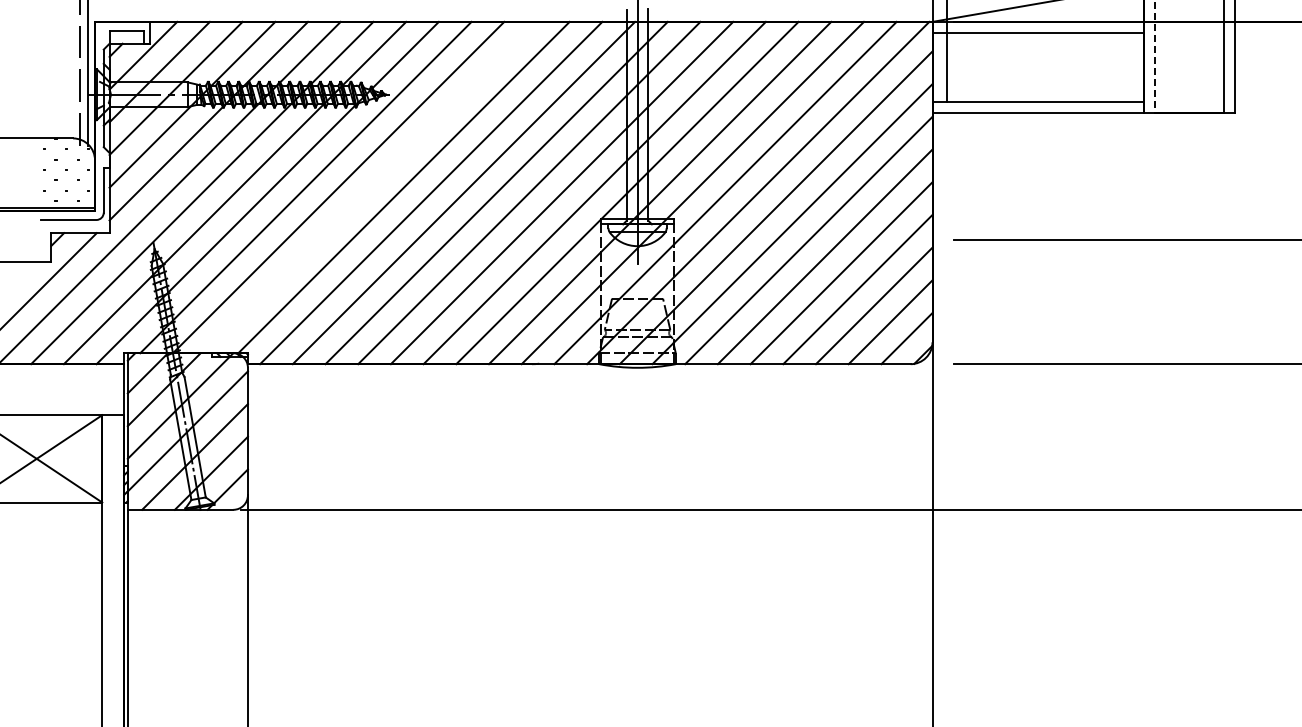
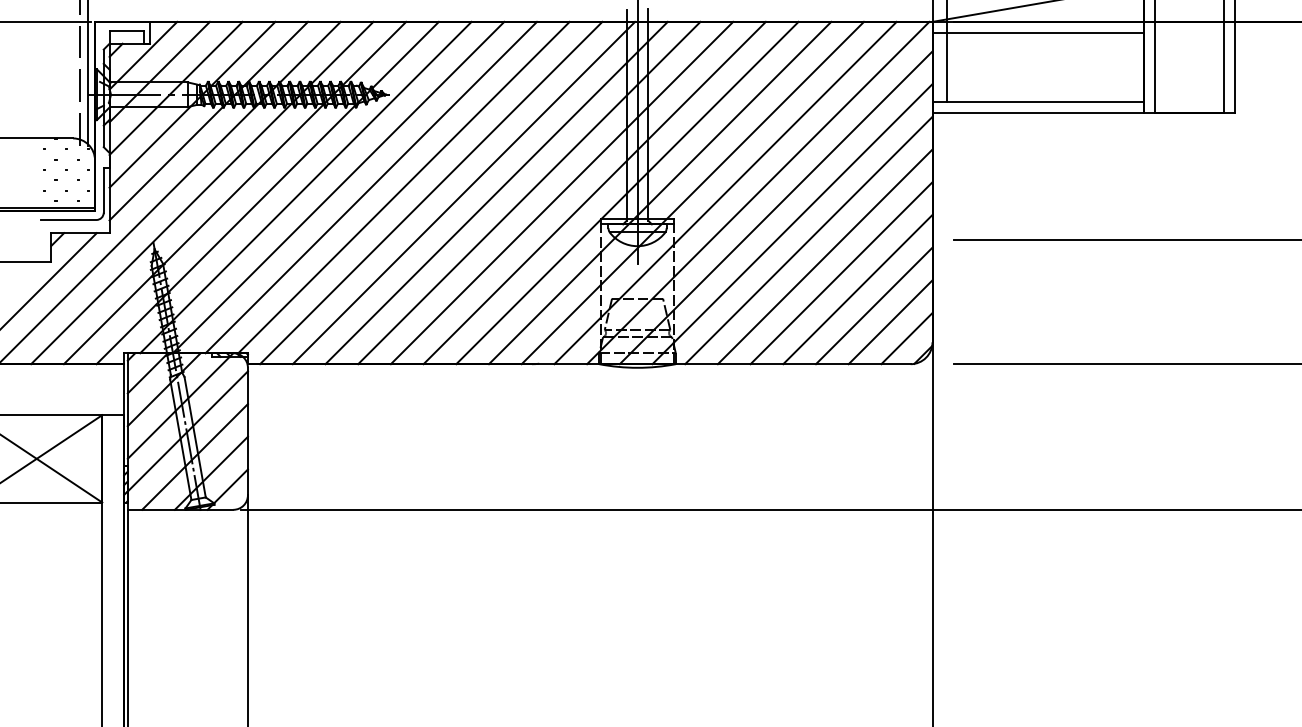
line: none -> present (46, 21)
line: dashed -> solid (1154, 56)
line: none -> present (370, 187)
